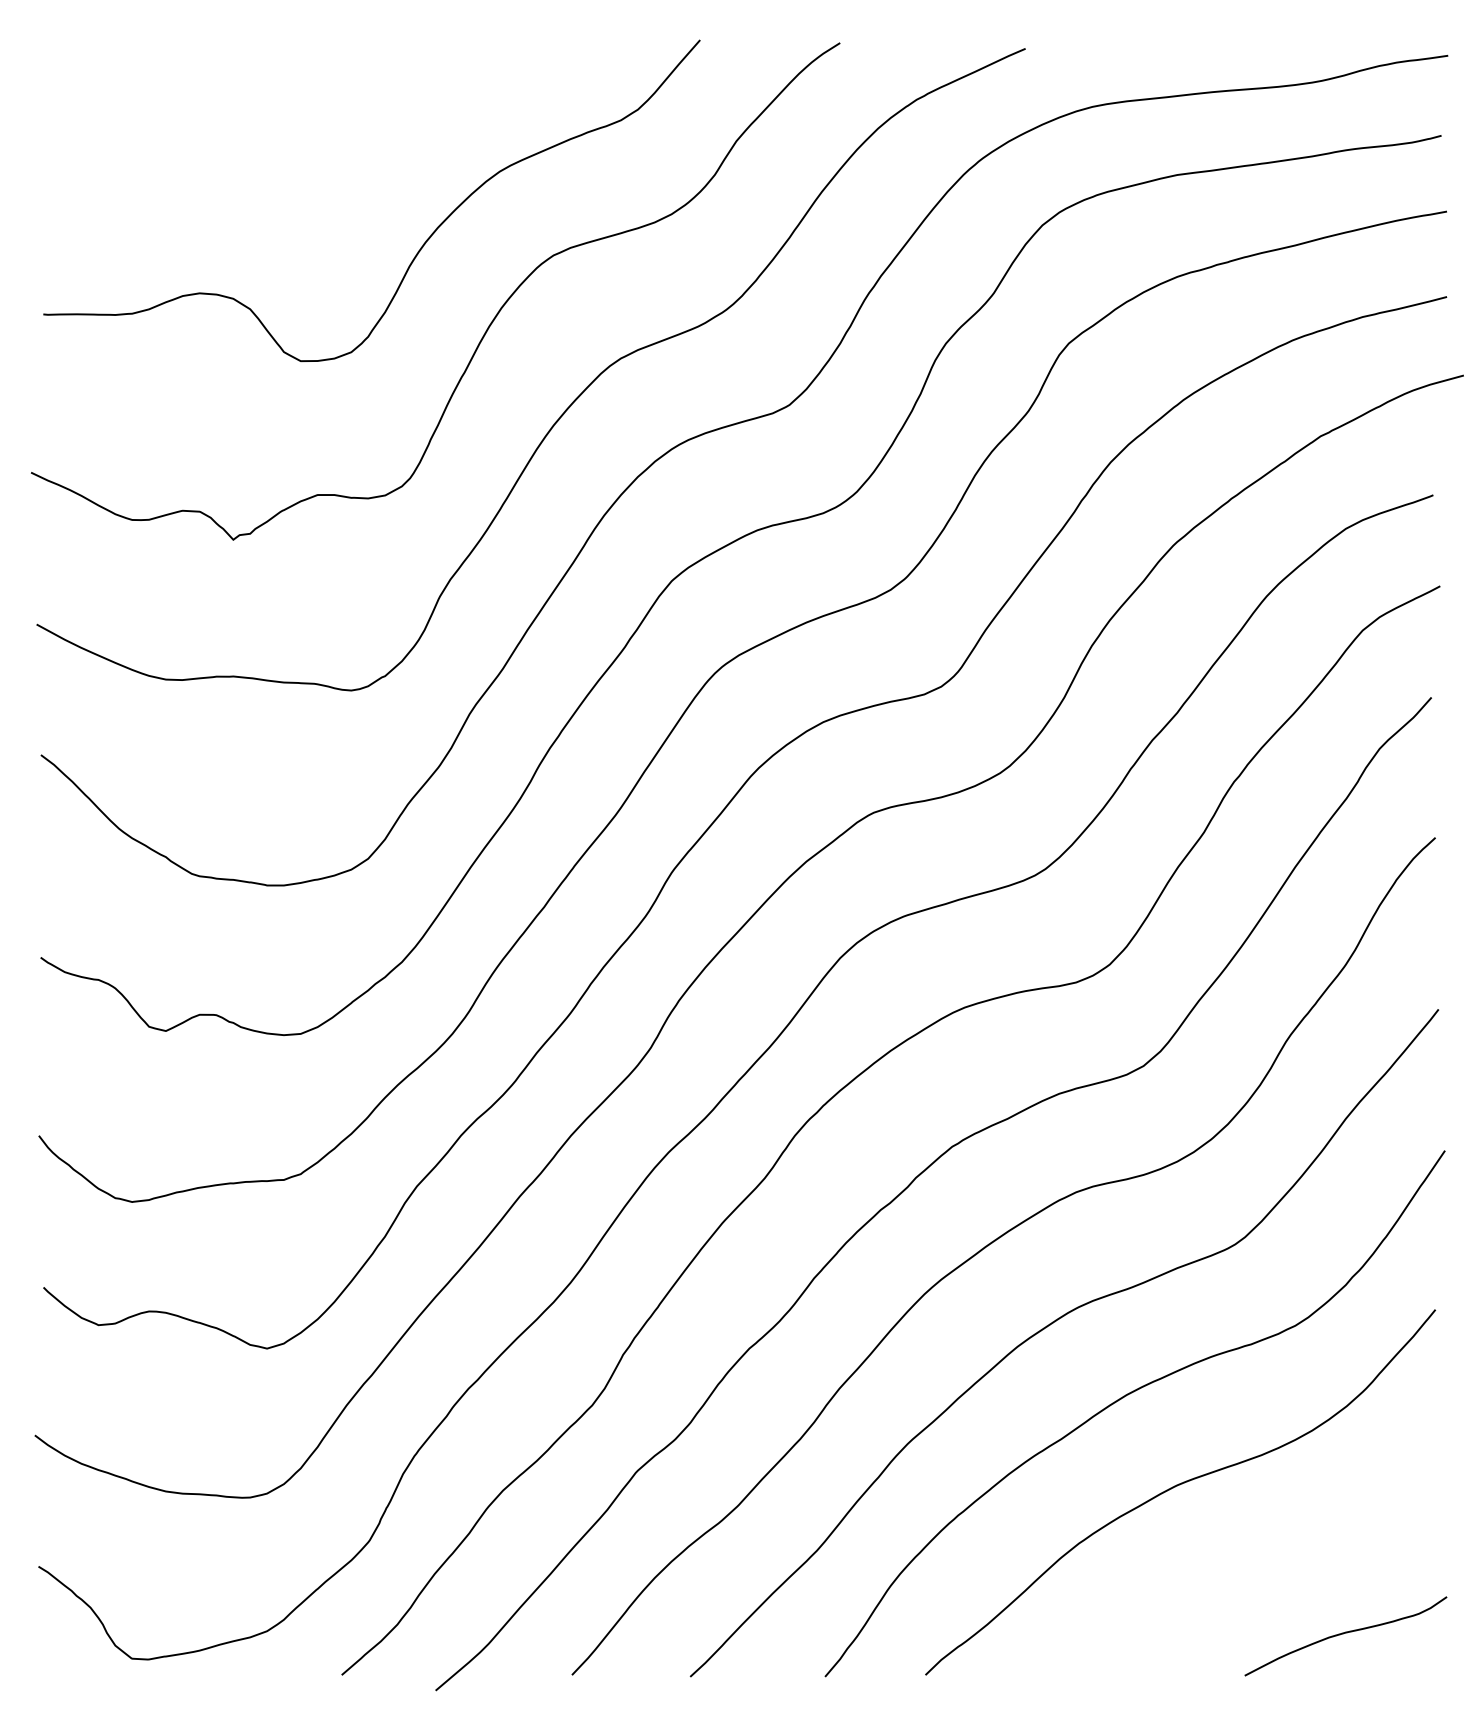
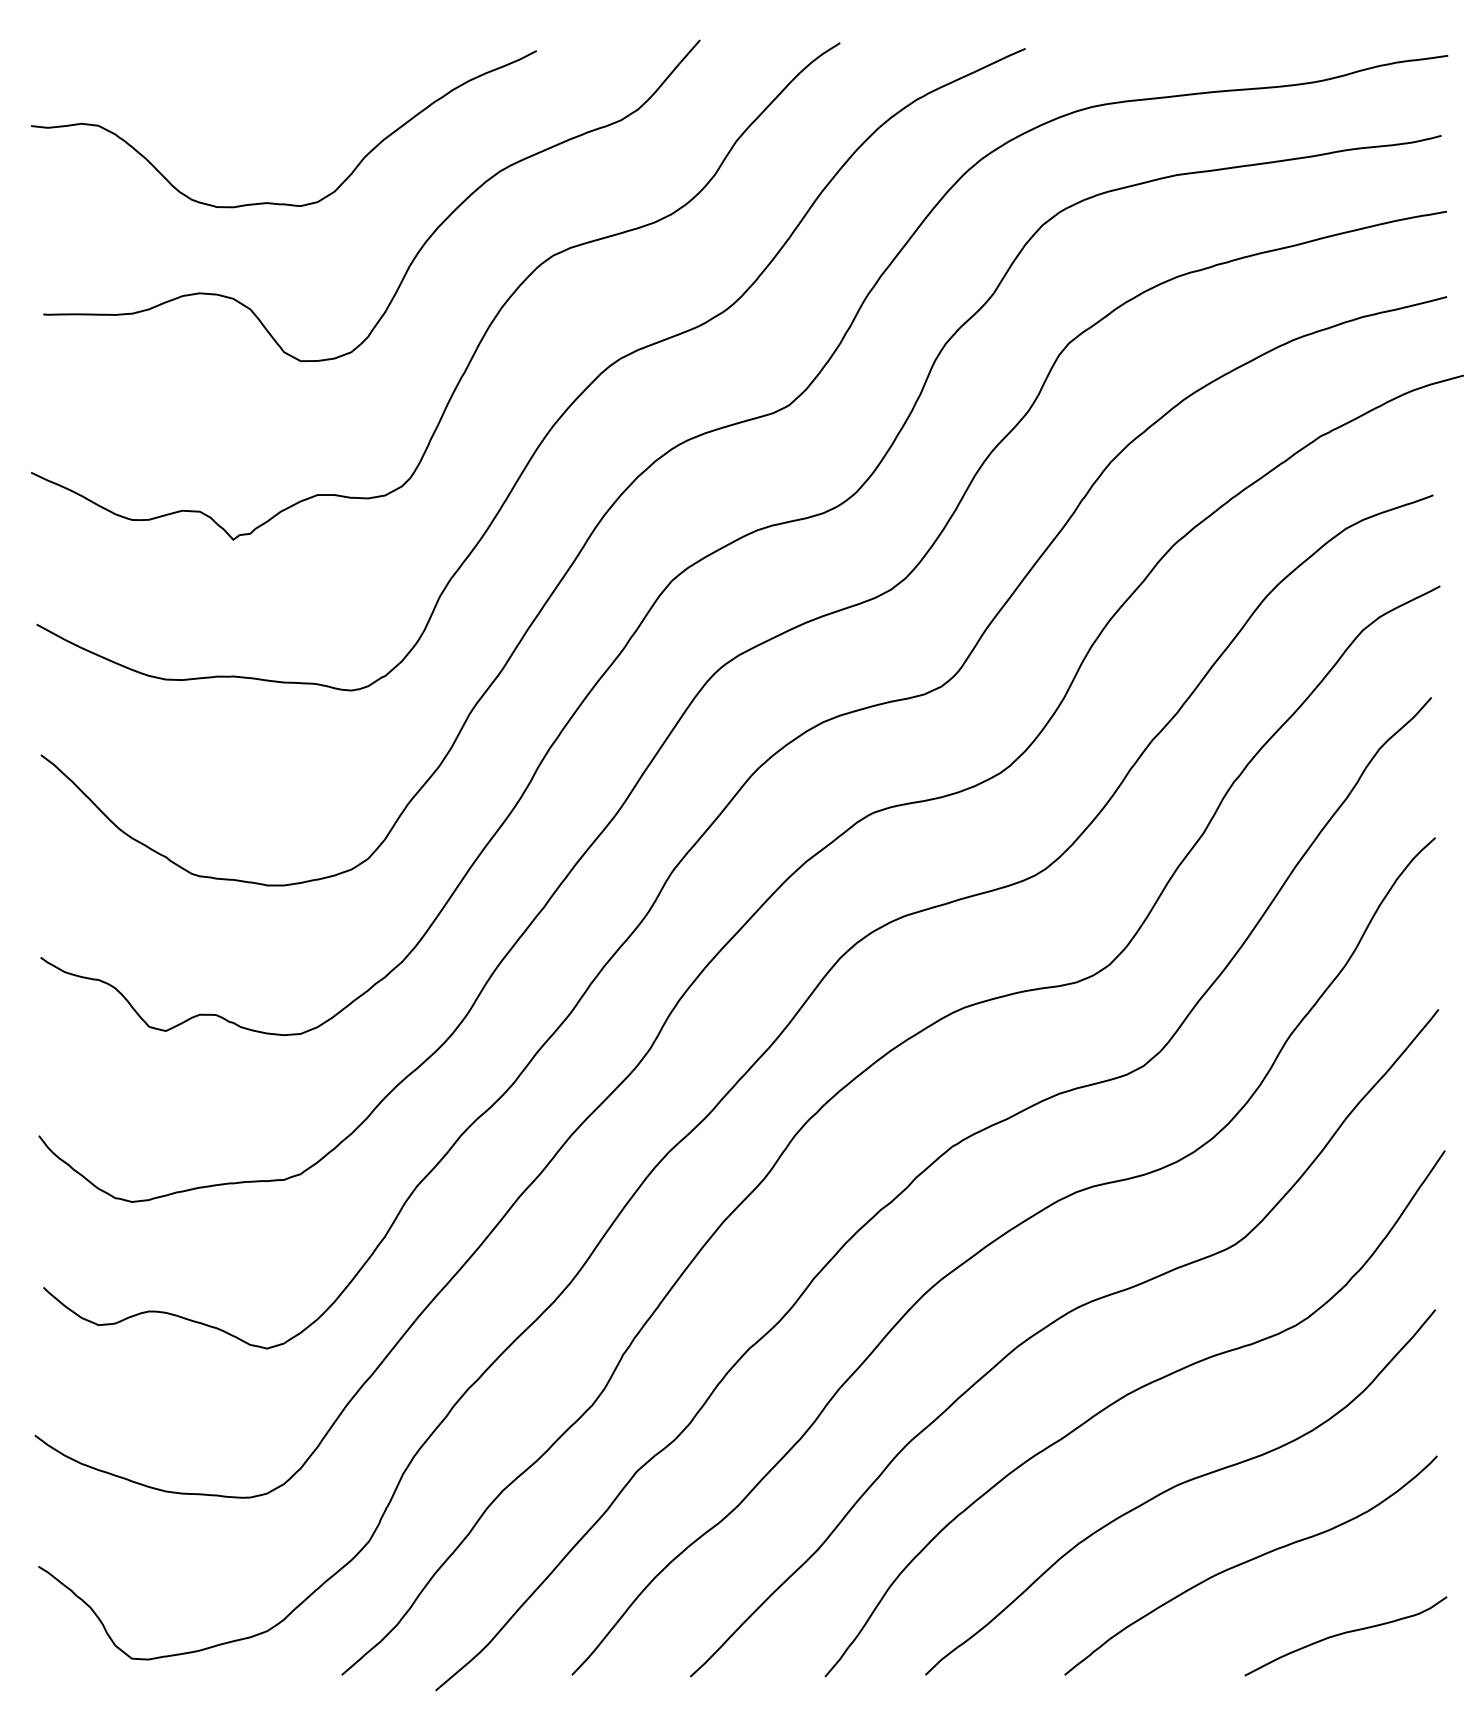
curve: none -> present (274, 202)
curve: none -> present (1250, 1561)
